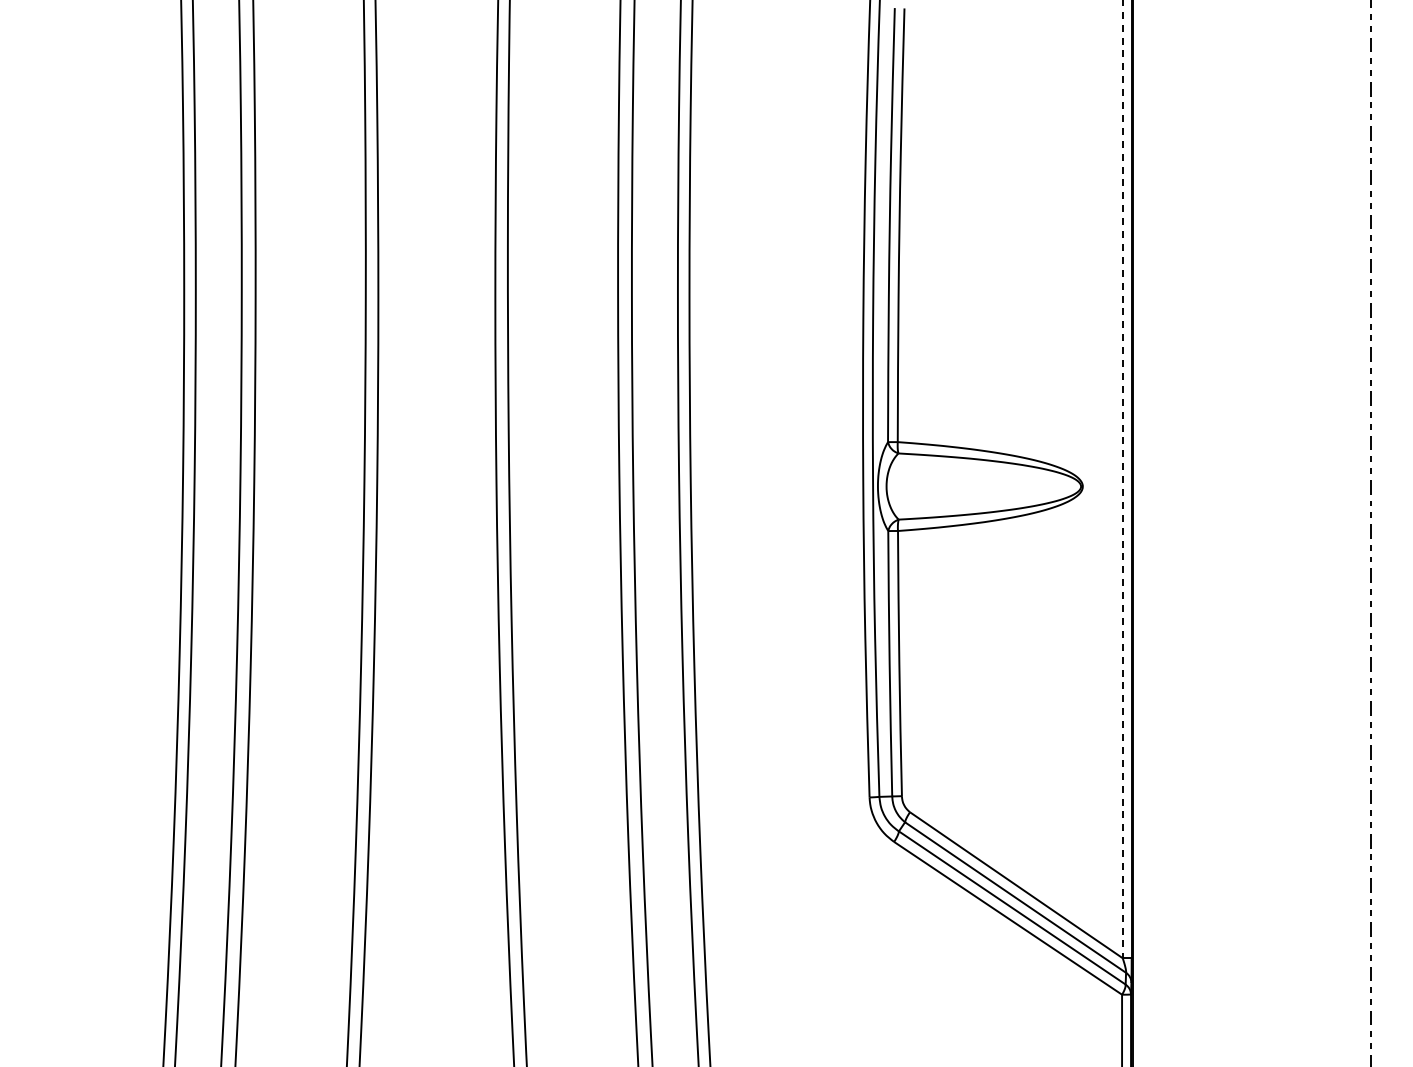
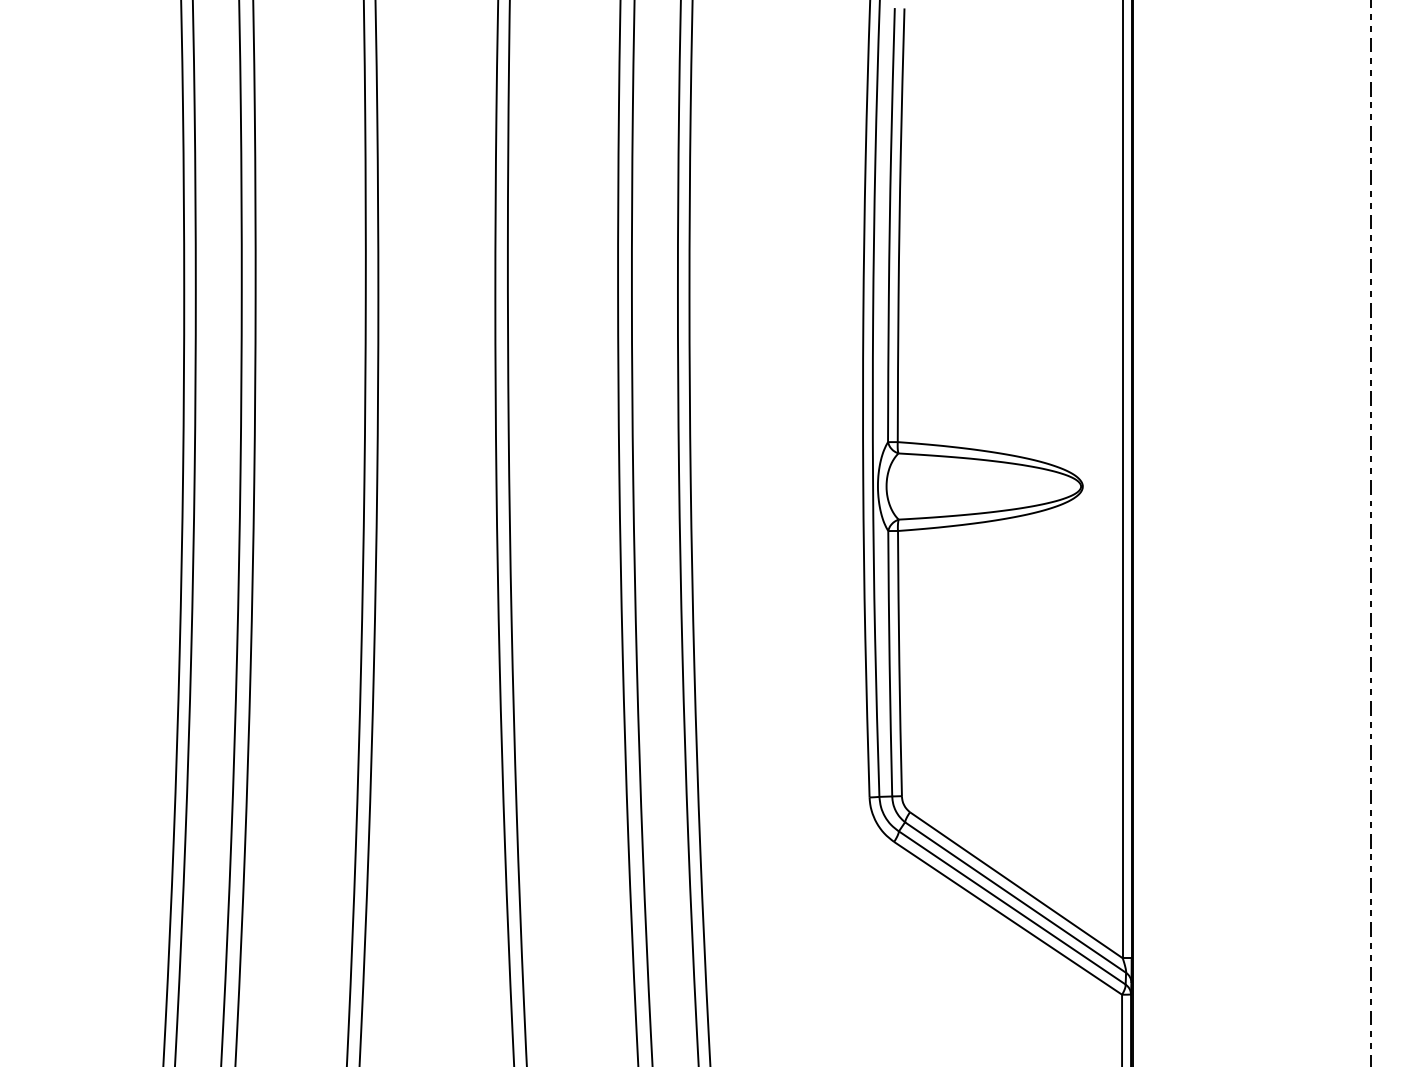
line: dashed -> solid (1122, 479)
